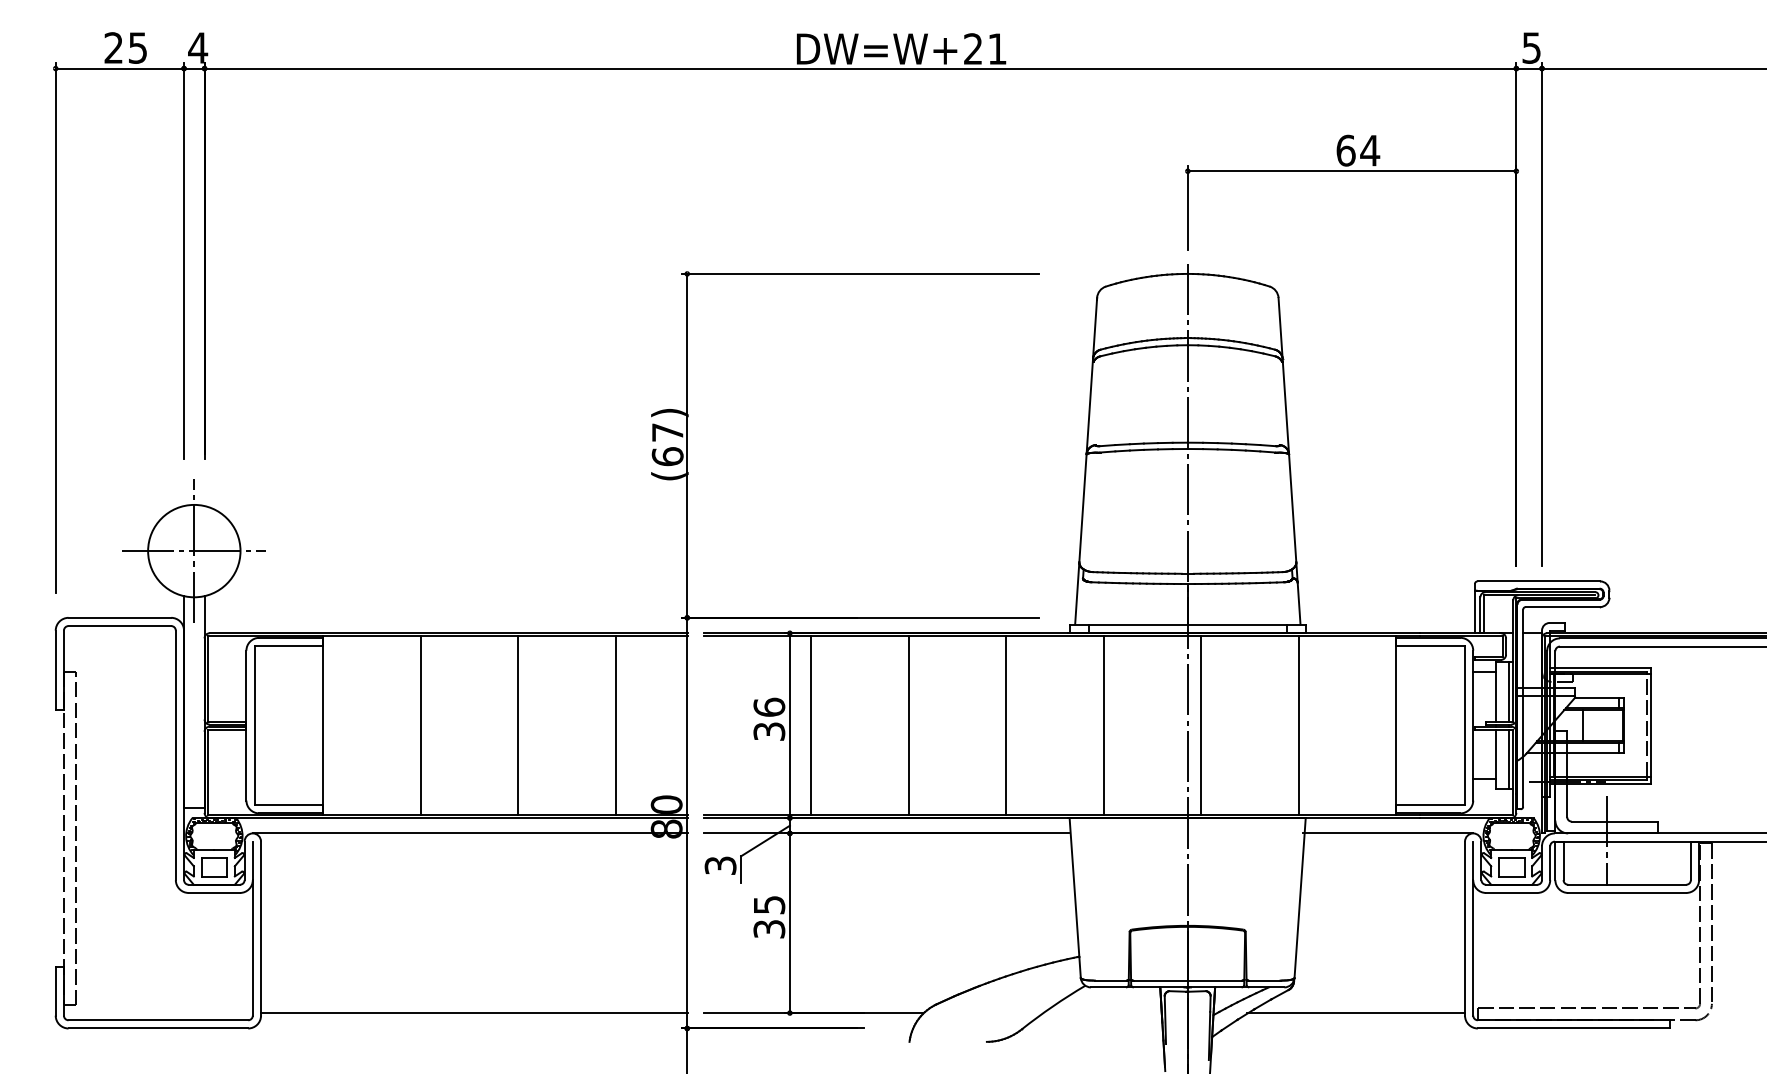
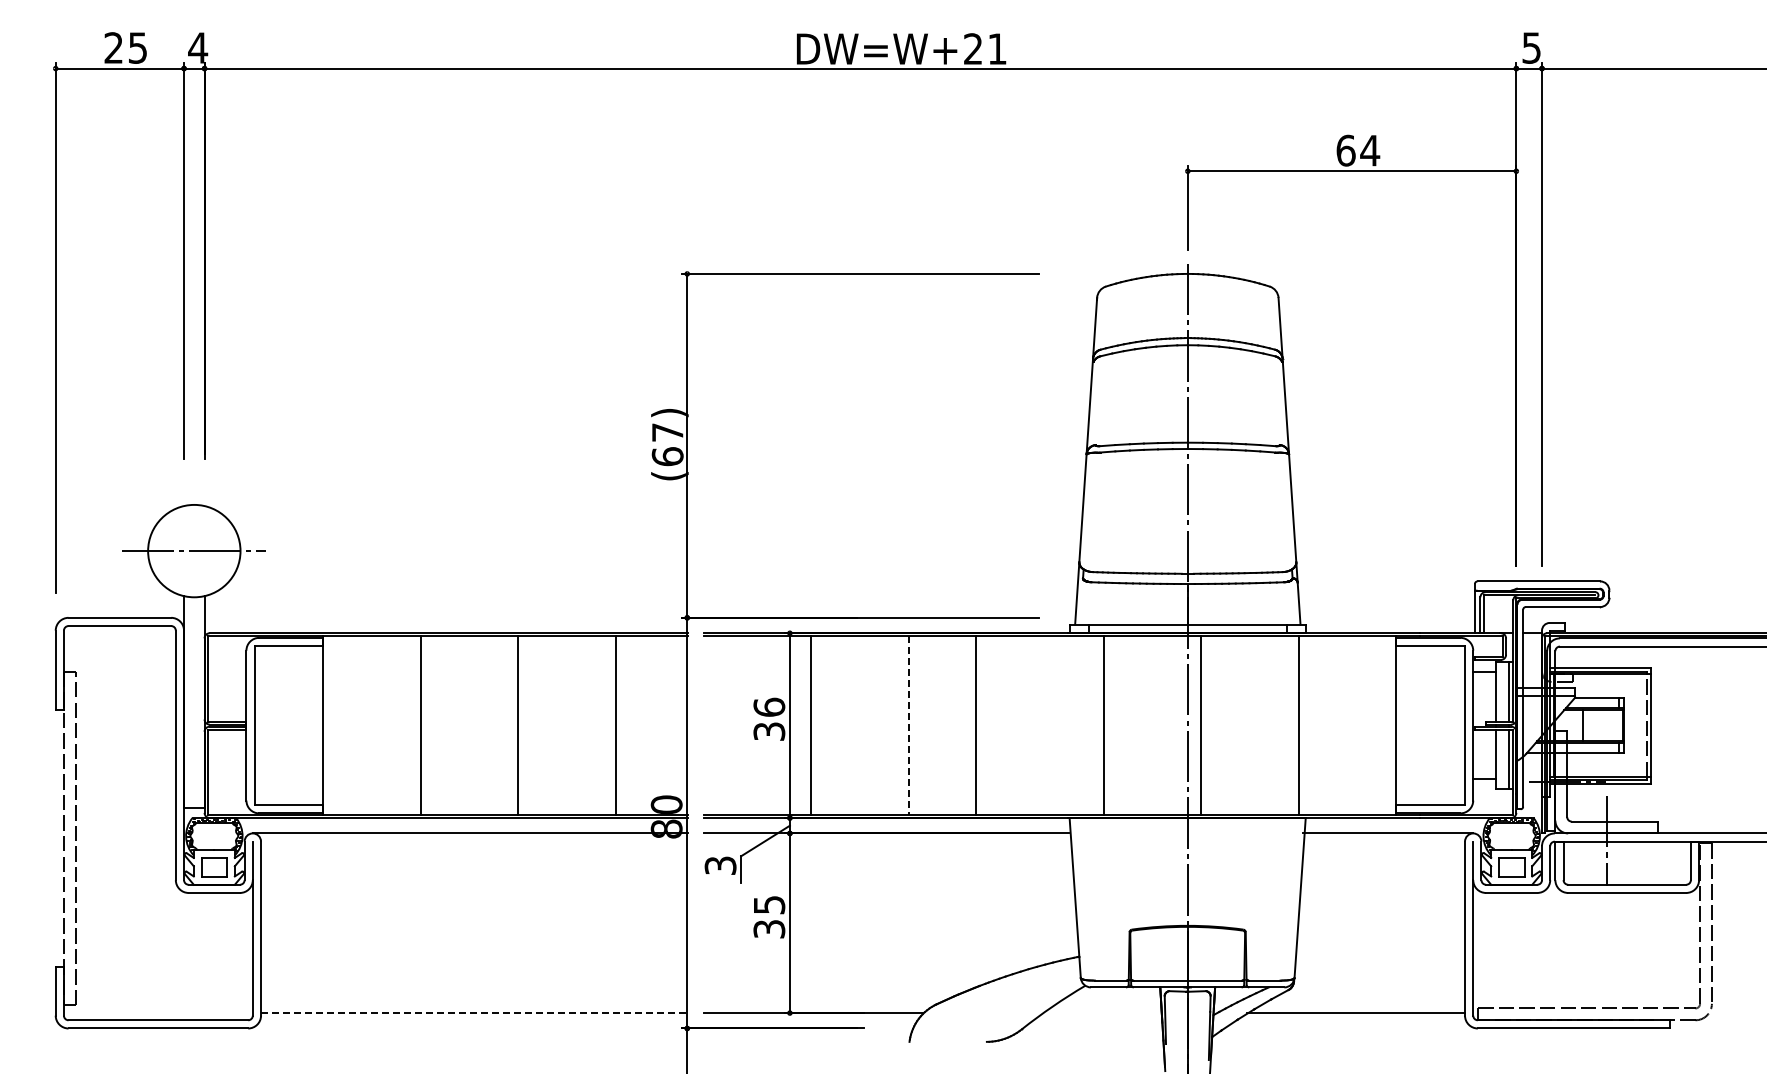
line: present -> none (194, 550)
line position: (1006, 725) -> (976, 725) (976, 725)
line: solid -> dashed (908, 726)
line: solid -> dashed (474, 1013)
